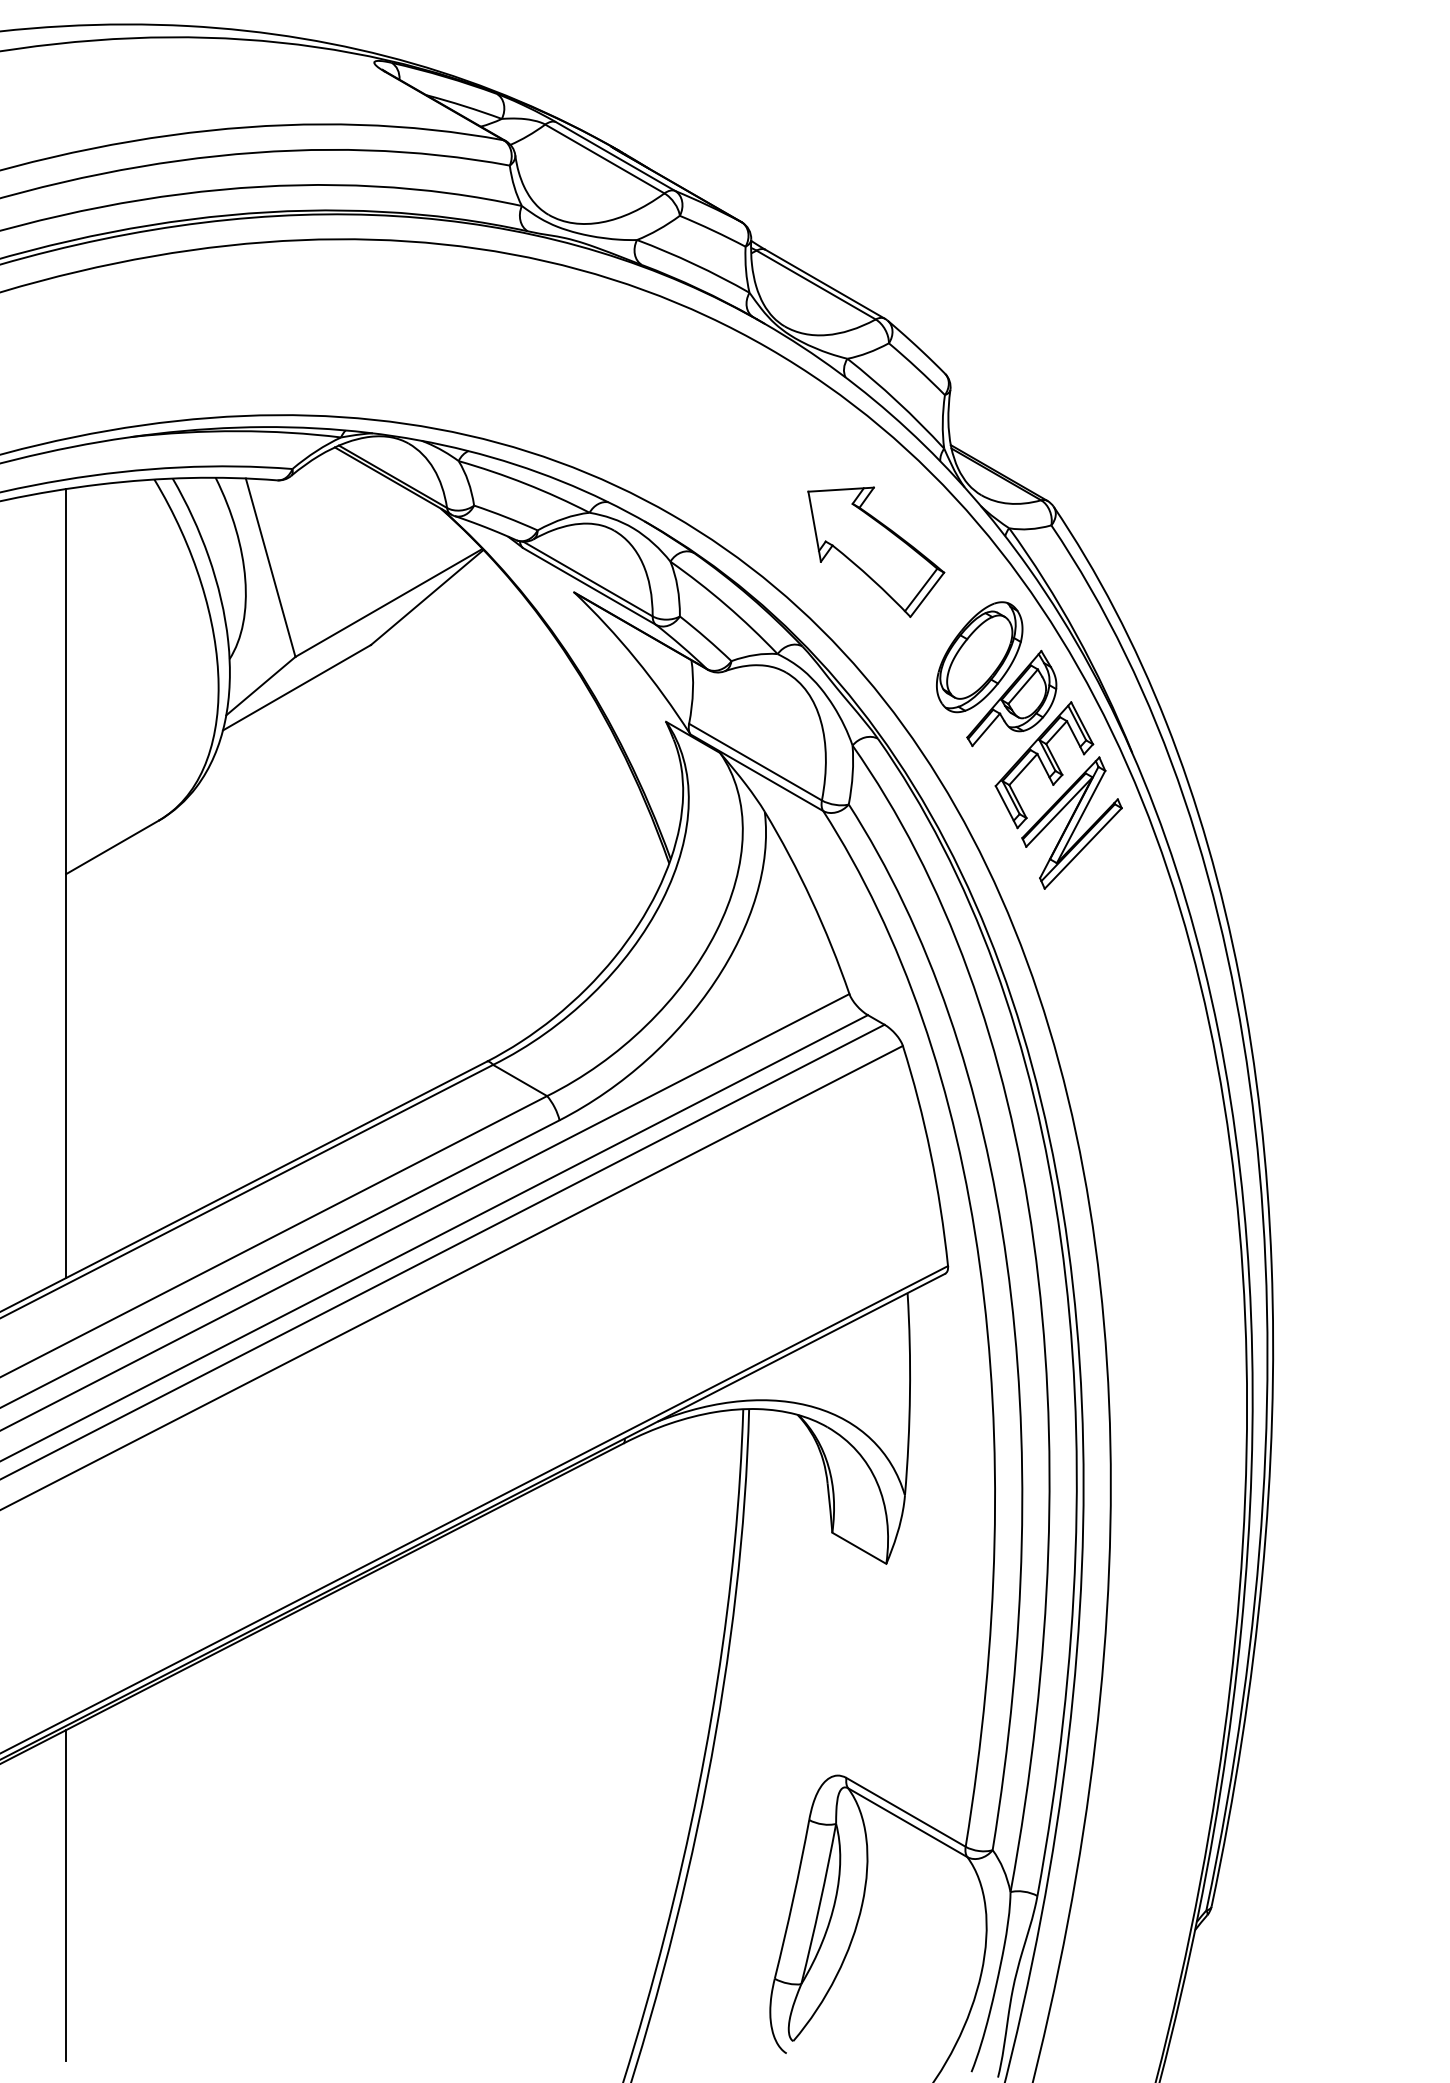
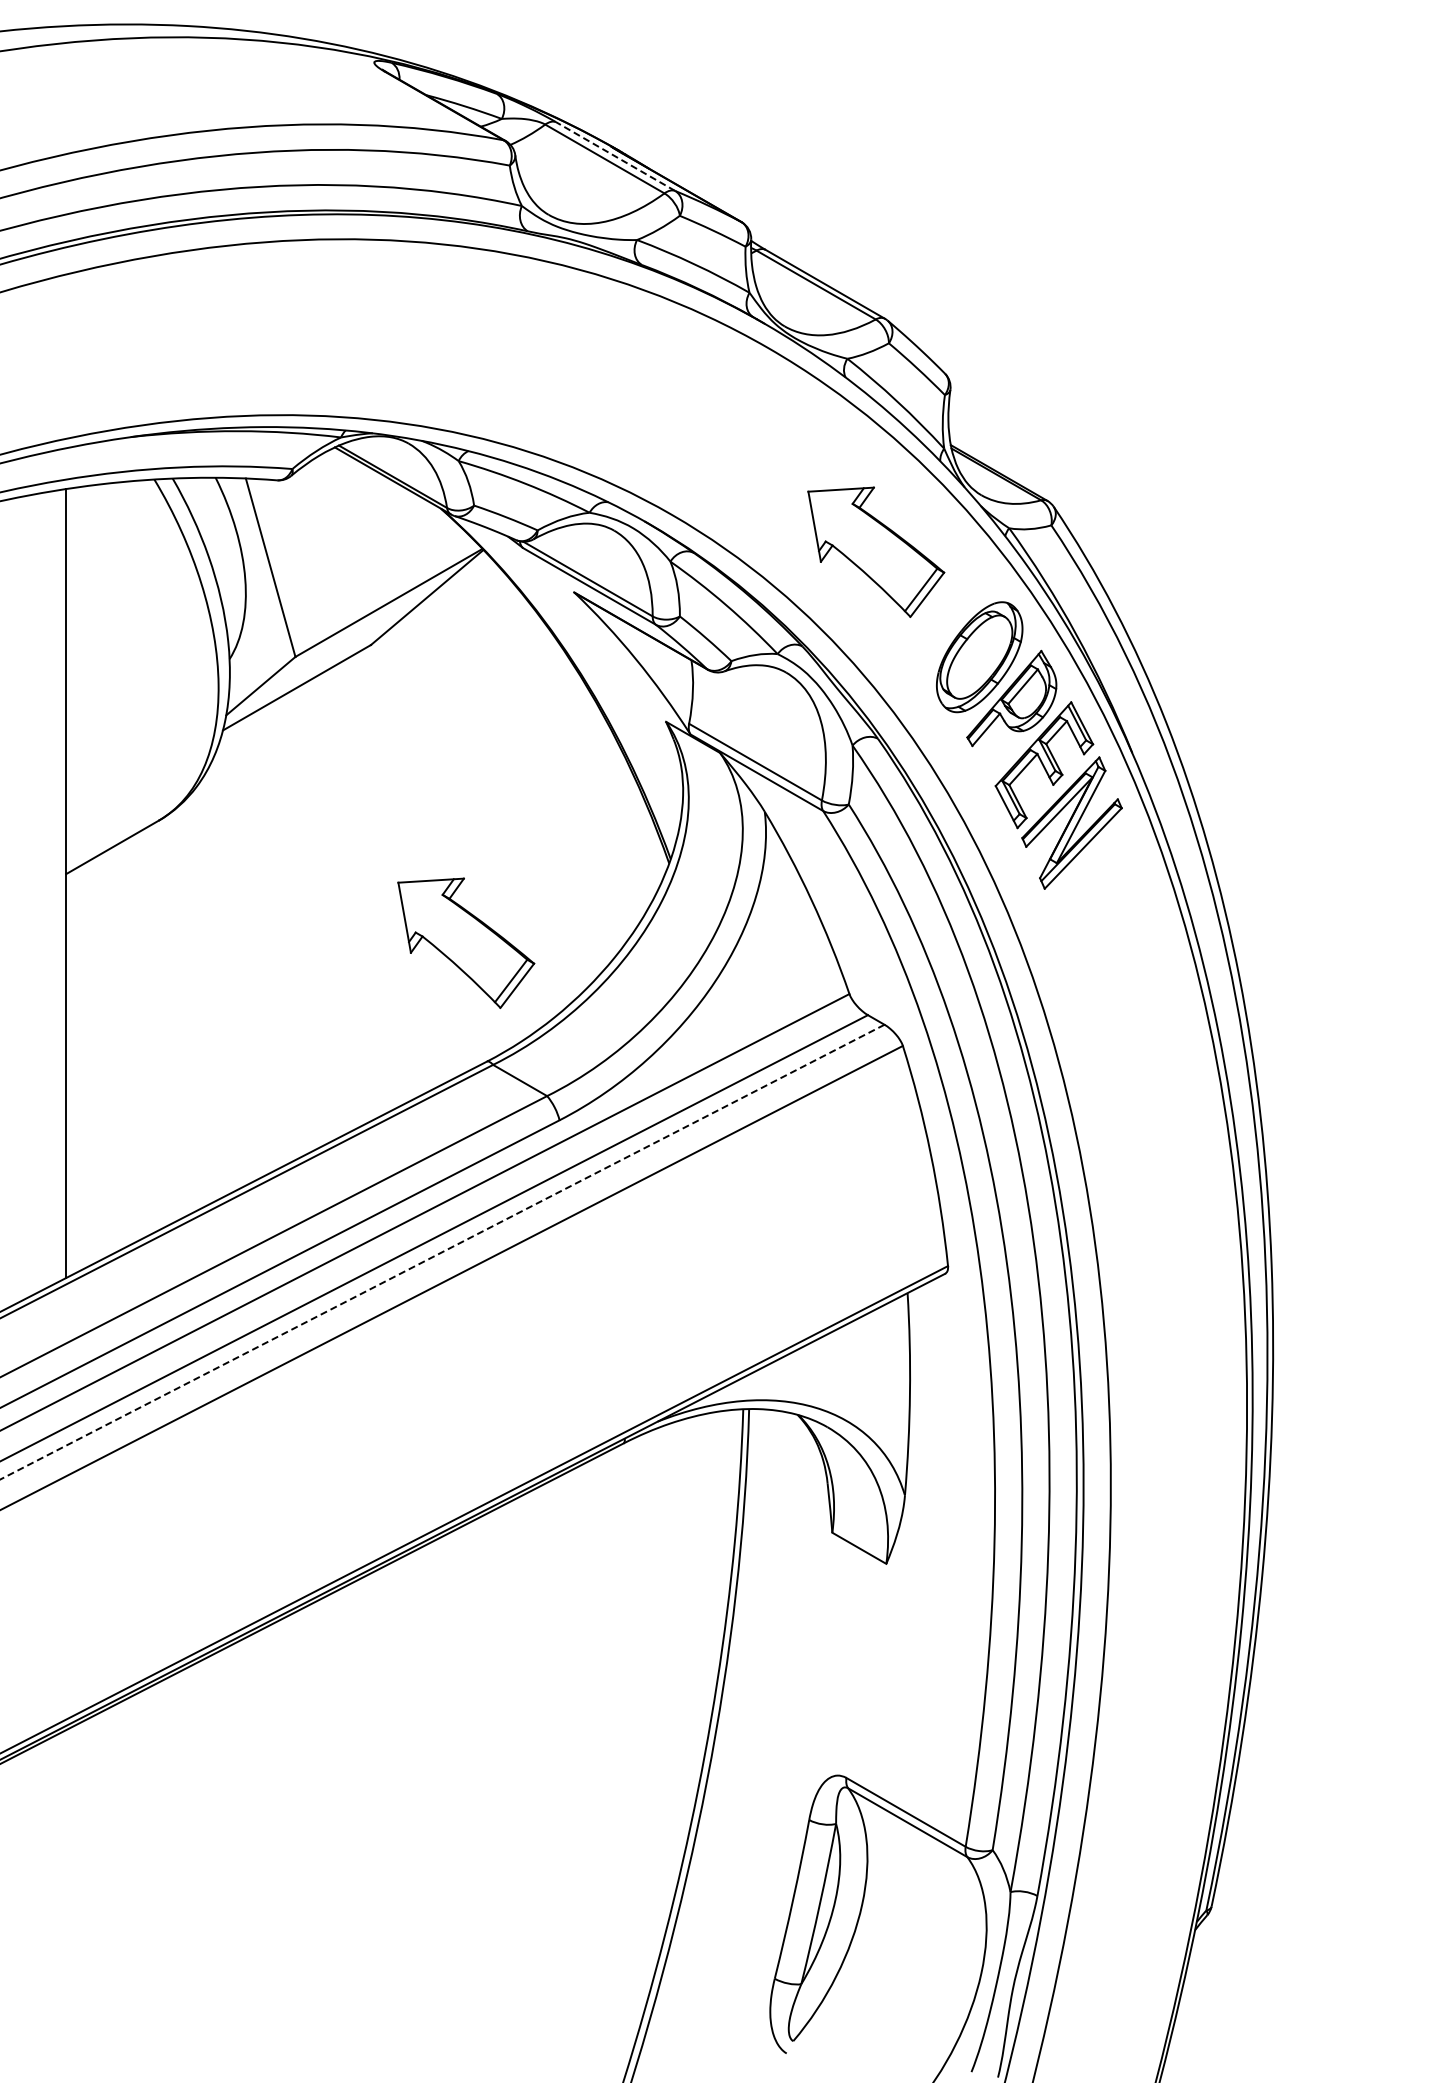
line: solid -> dashed (615, 156)
part: none -> present (466, 942)
line: solid -> dashed (441, 1252)
line: present -> none (66, 1895)
